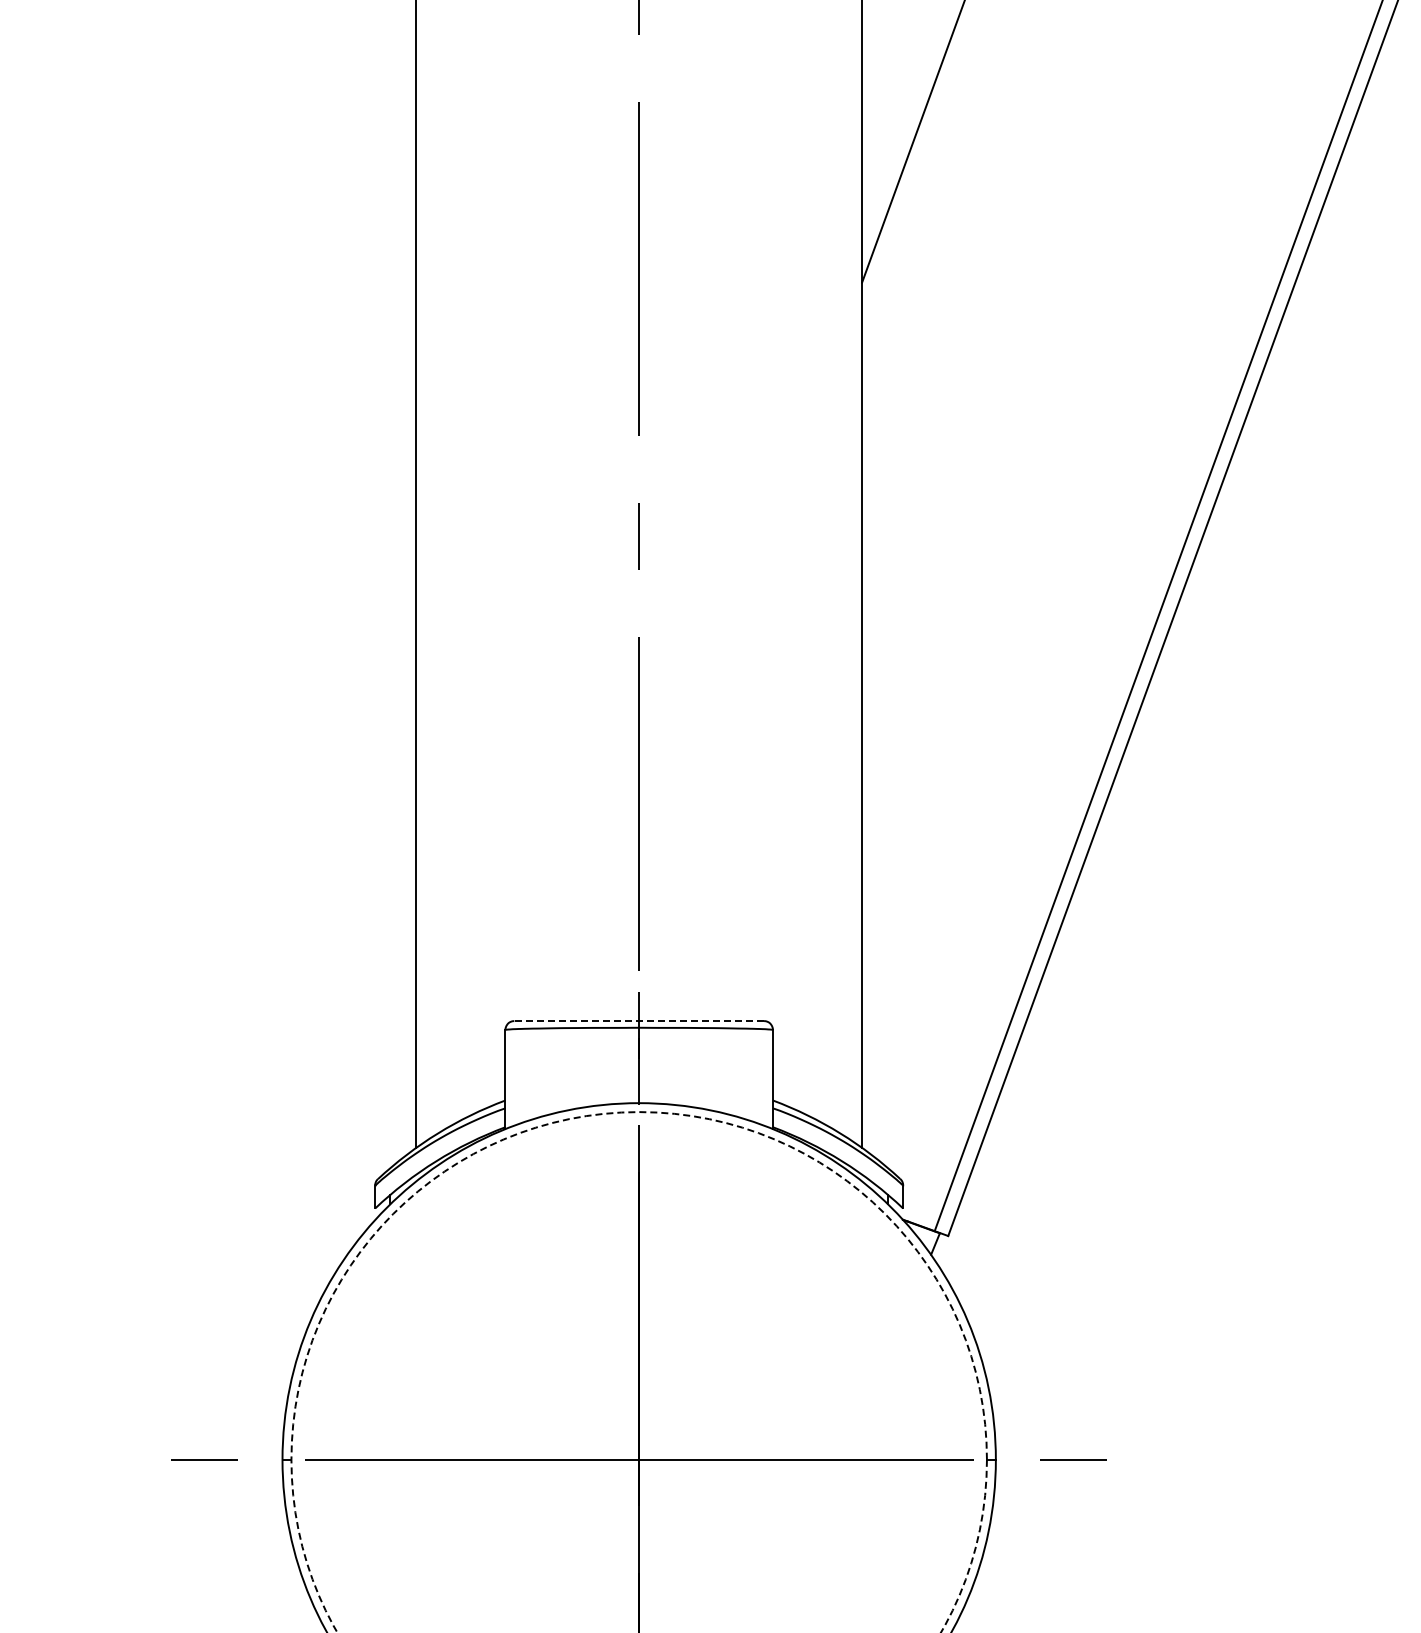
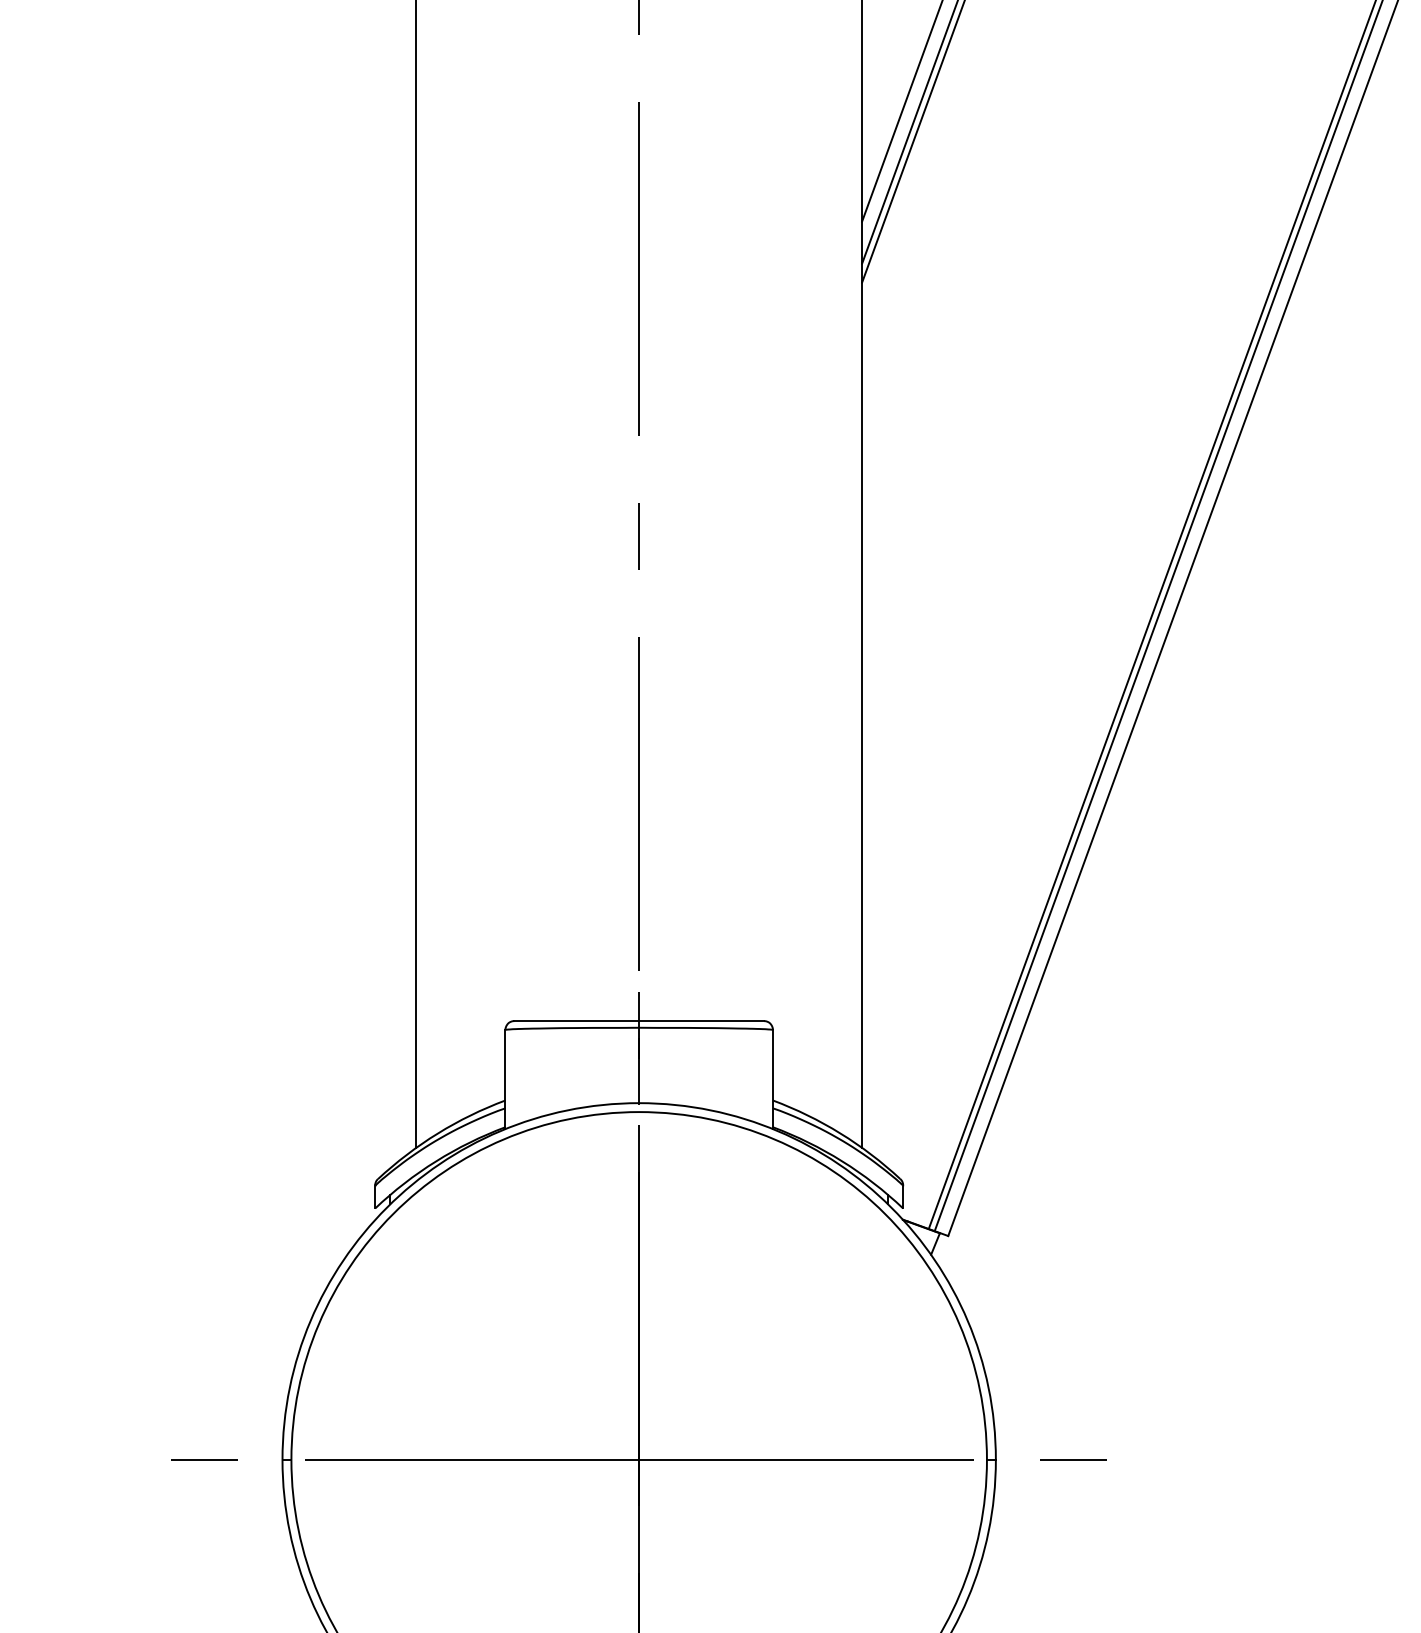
line: none -> present (901, 111)
line: none -> present (909, 132)
line: none -> present (1151, 615)
line: dashed -> solid (639, 1021)
circle: dashed -> solid (638, 1372)
